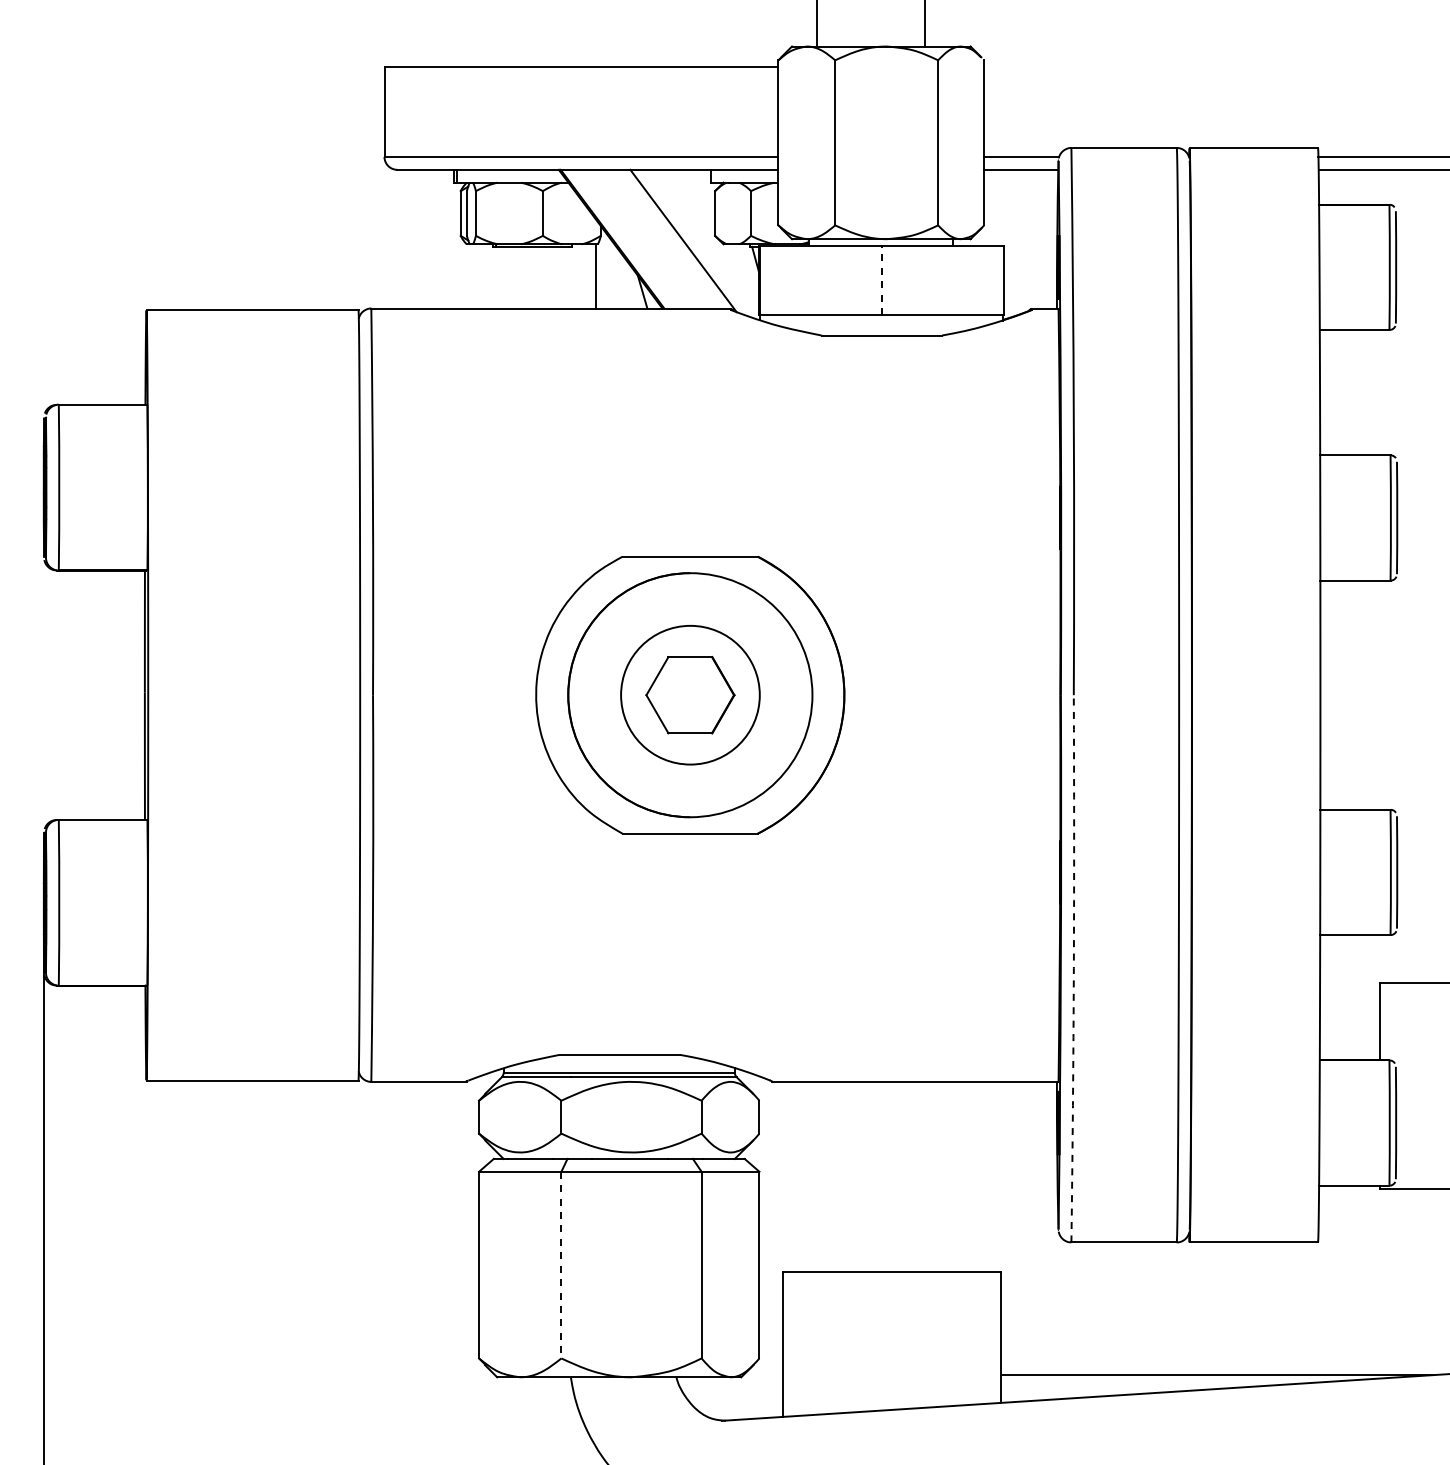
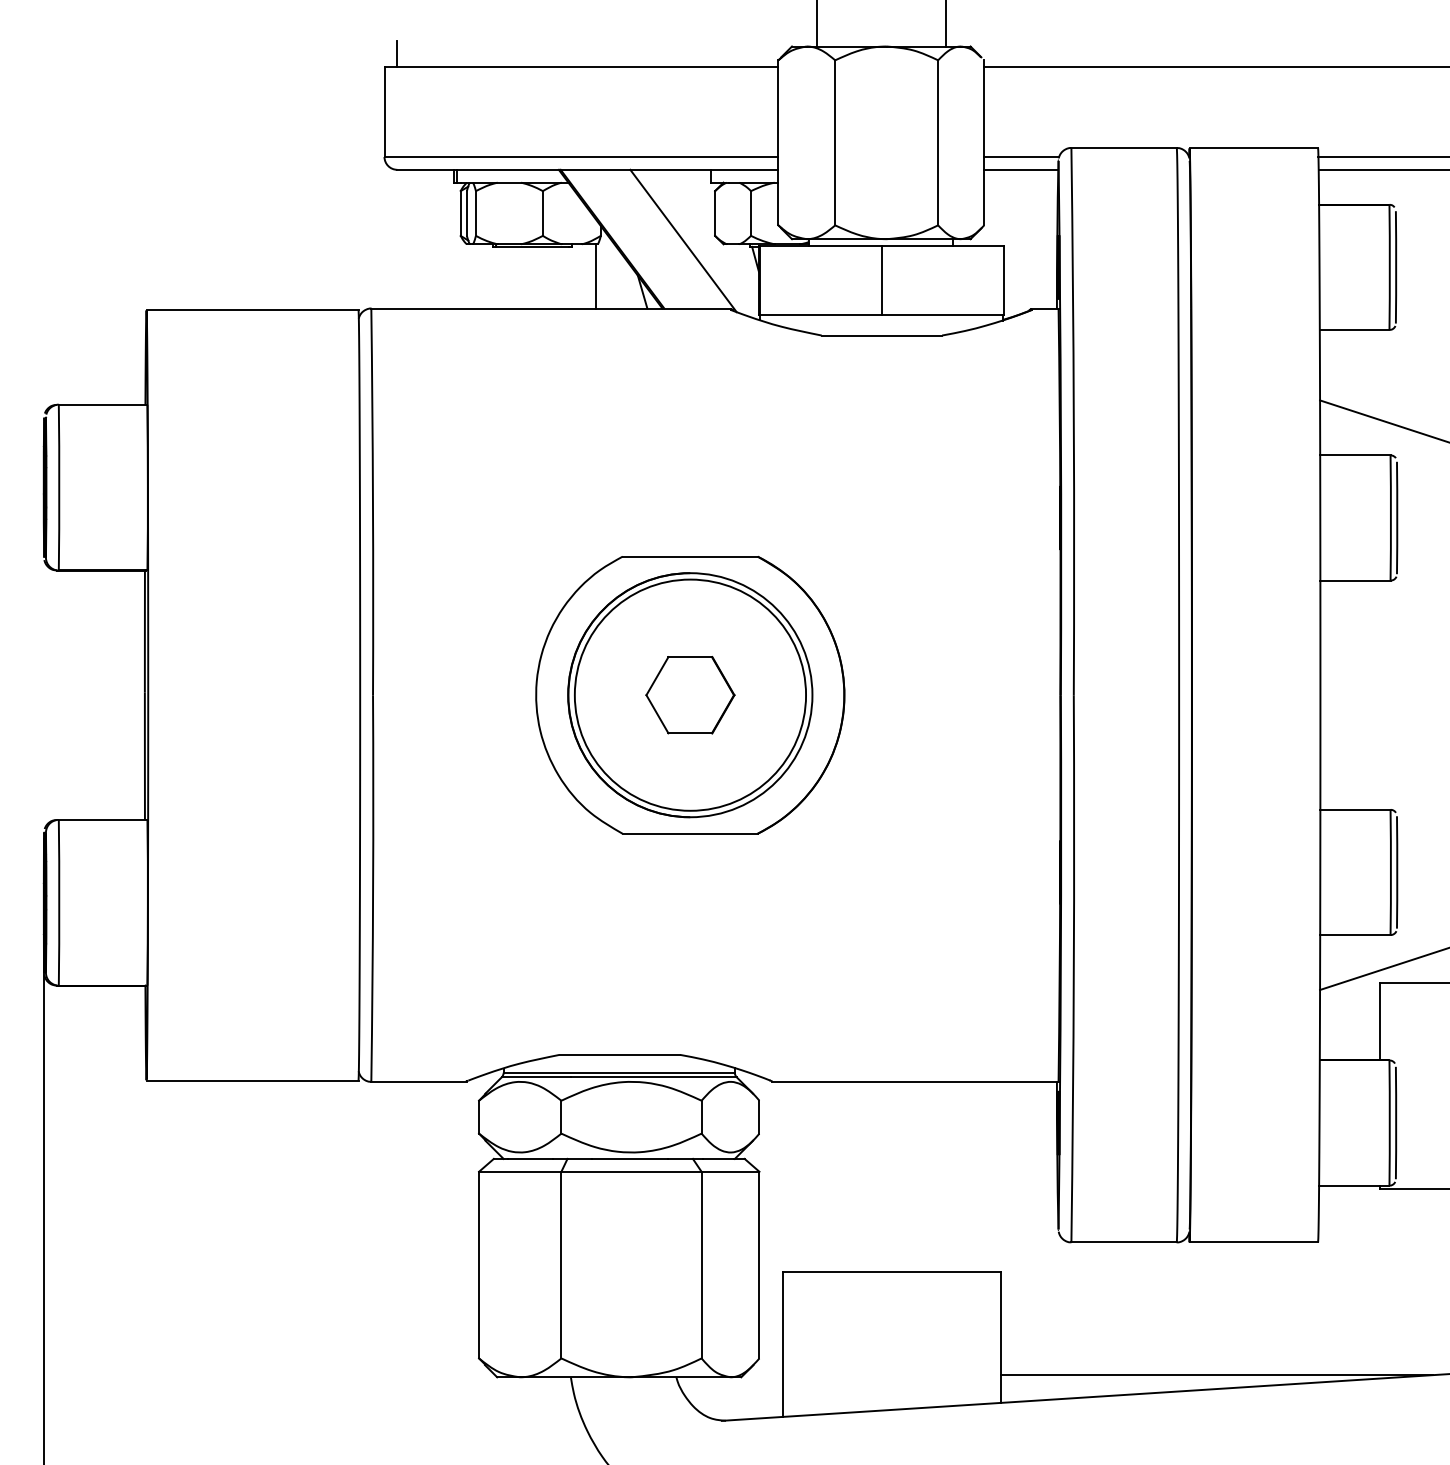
line position: (924, 24) -> (945, 24) (945, 24)
line: none -> present (397, 54)
line: none -> present (1215, 67)
line: dashed -> solid (881, 280)
line: none -> present (1383, 420)
circle diameter: 139 px -> 231 px (690, 694)
arc: dashed -> solid (1073, 968)
line: none -> present (1383, 969)
line: dashed -> solid (561, 1265)
